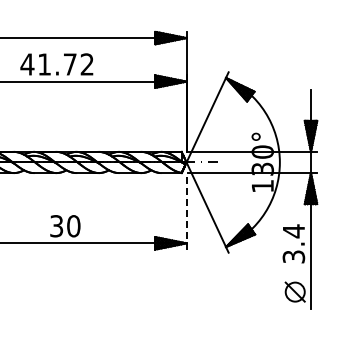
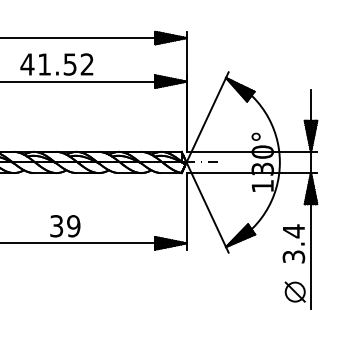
text: 41.72 -> 41.52 (69, 64)
line: dashed -> solid (186, 210)
text: 30 -> 39 (73, 226)
